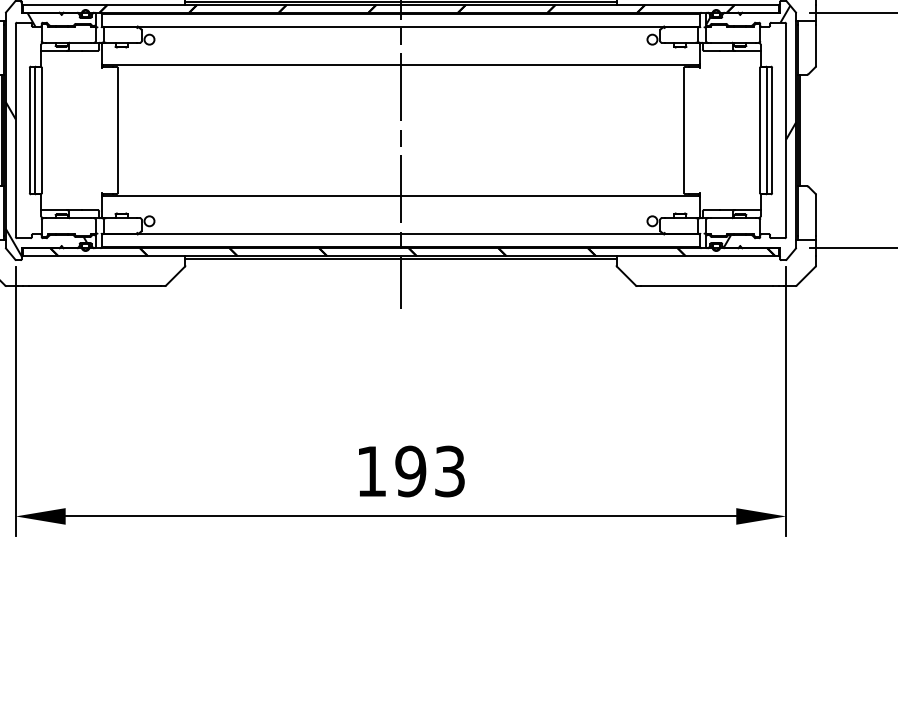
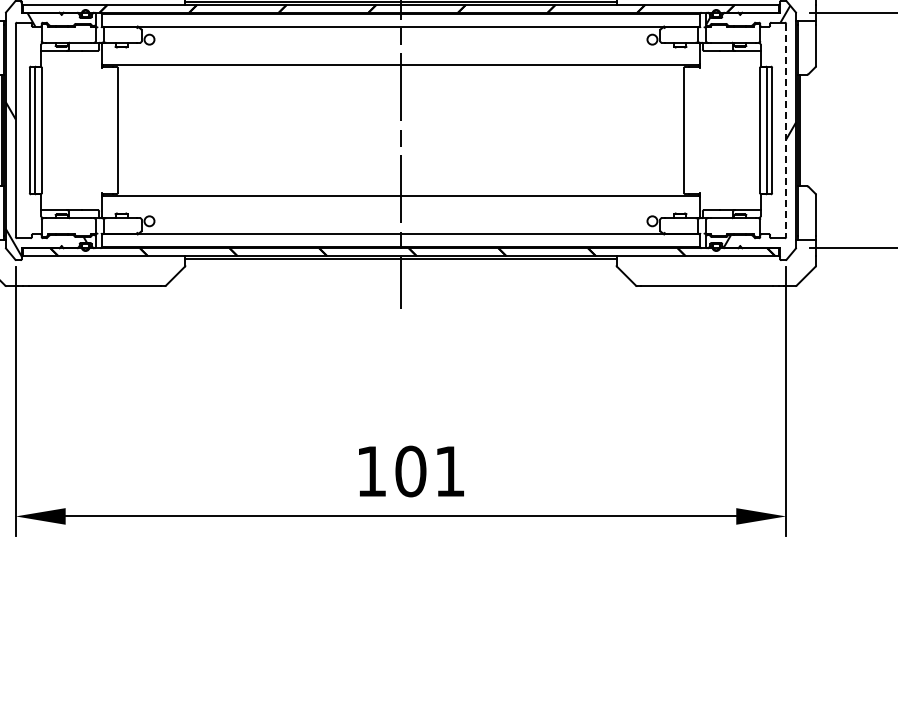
line: solid -> dashed (786, 130)
text: 193 -> 101 (429, 471)
